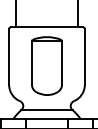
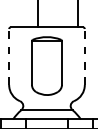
line position: (15, 14) -> (37, 14) (37, 14)
line: solid -> dashed (9, 56)
line: solid -> dashed (84, 56)
